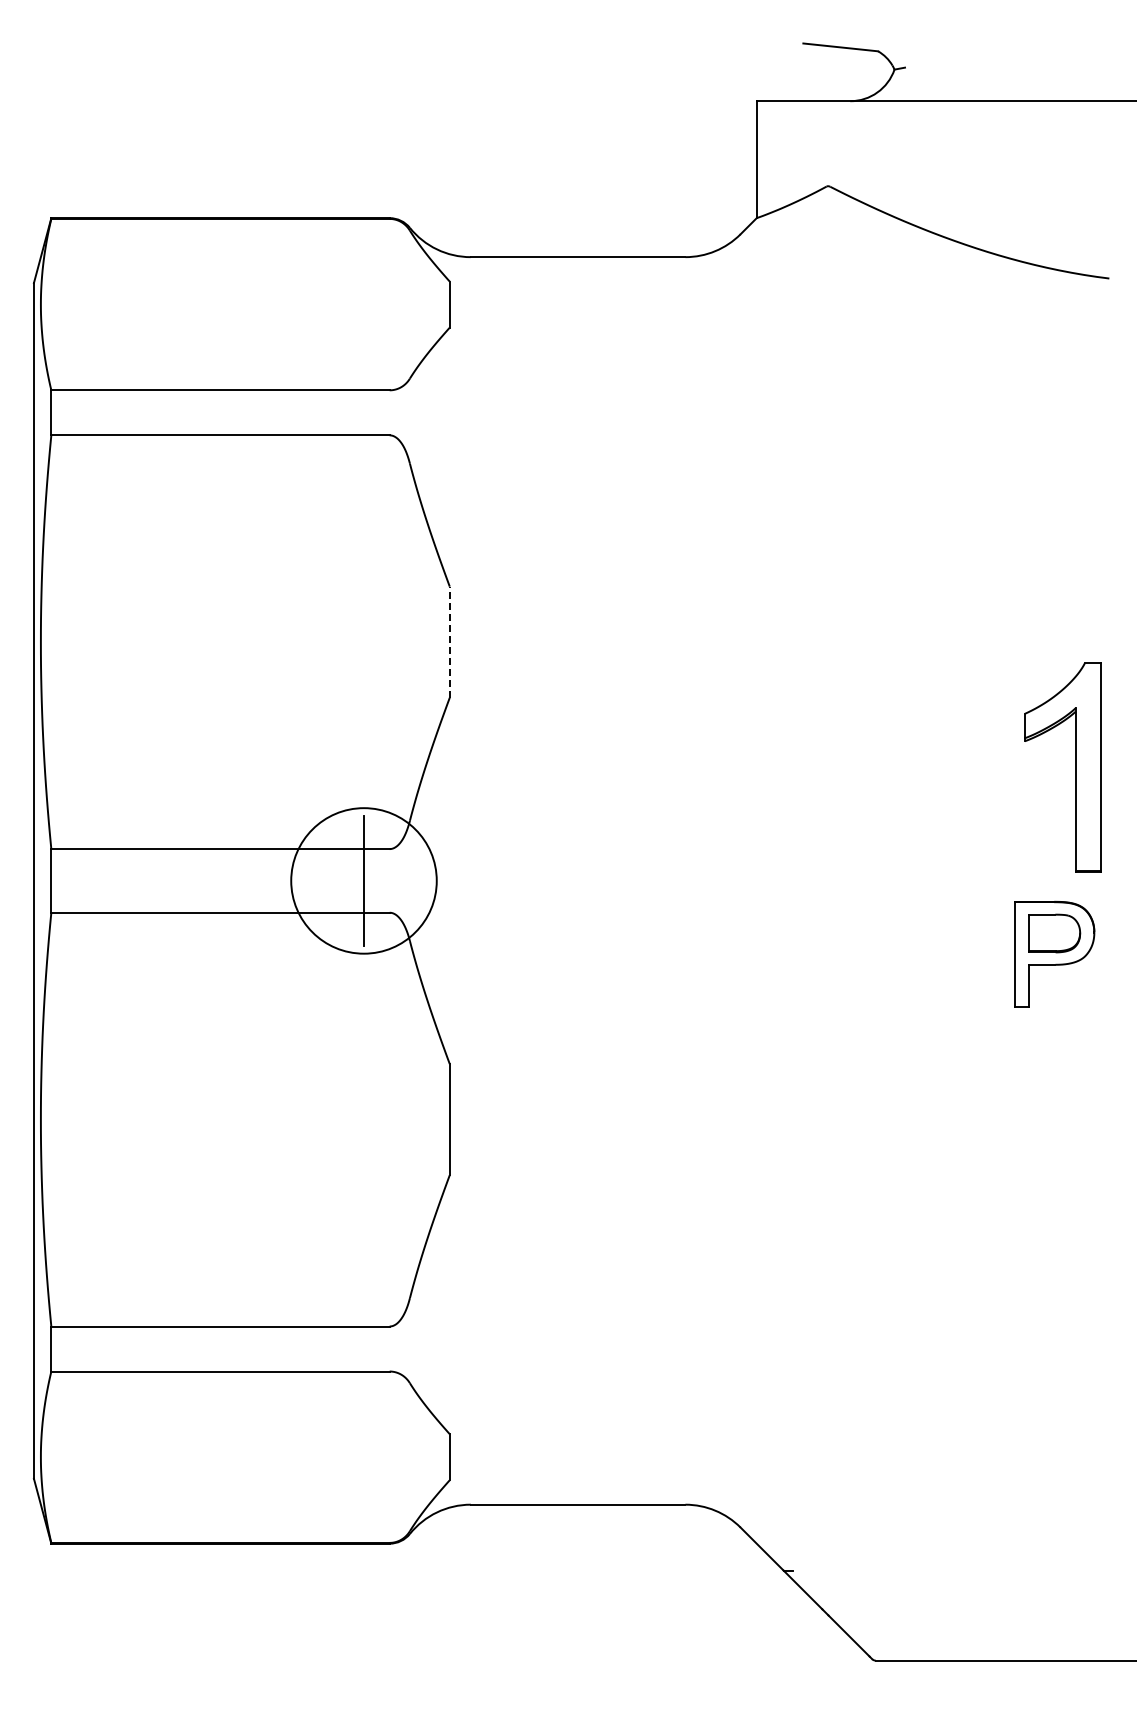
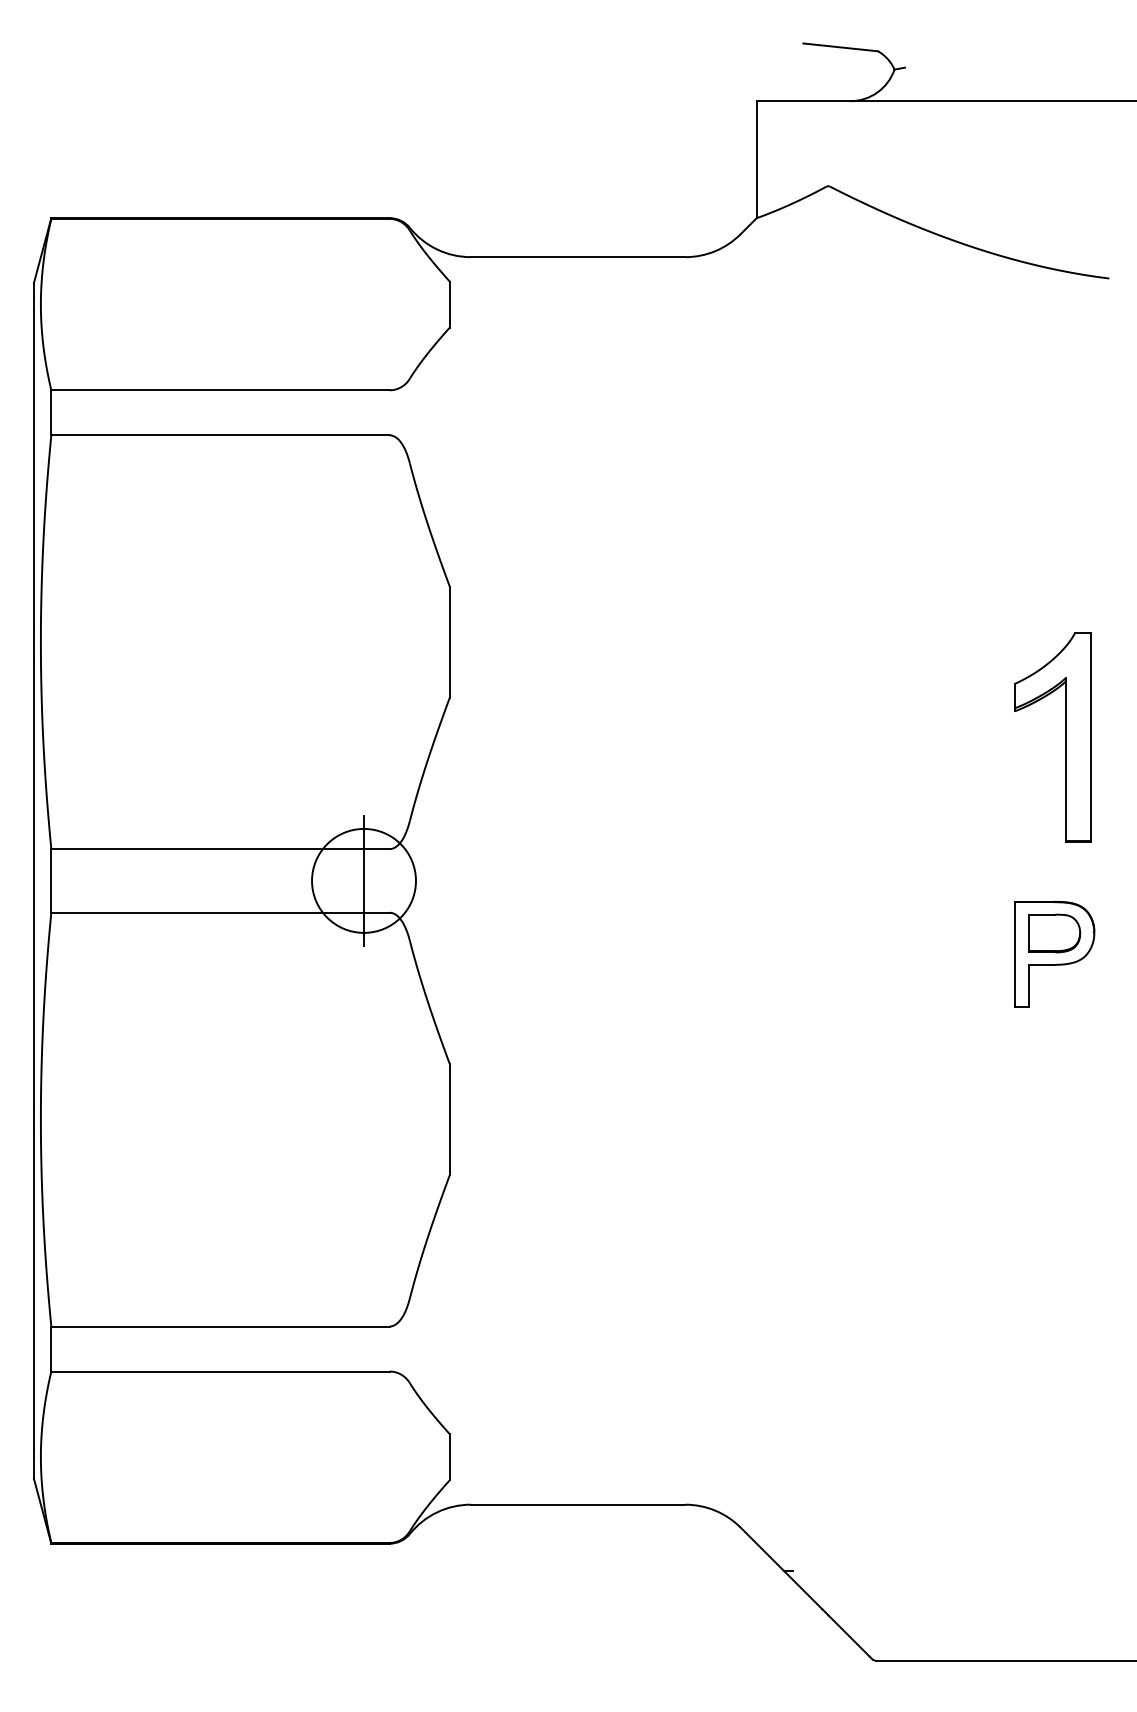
line: dashed -> solid (449, 642)
part position: (1075, 767) -> (1065, 737) (1065, 737)
circle diameter: 146 px -> 104 px (363, 880)
